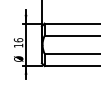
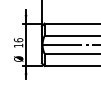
line: none -> present (69, 44)
